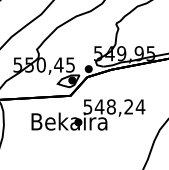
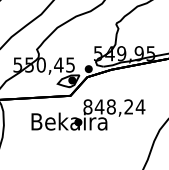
text: 548,24 -> 848,24 (87, 106)
